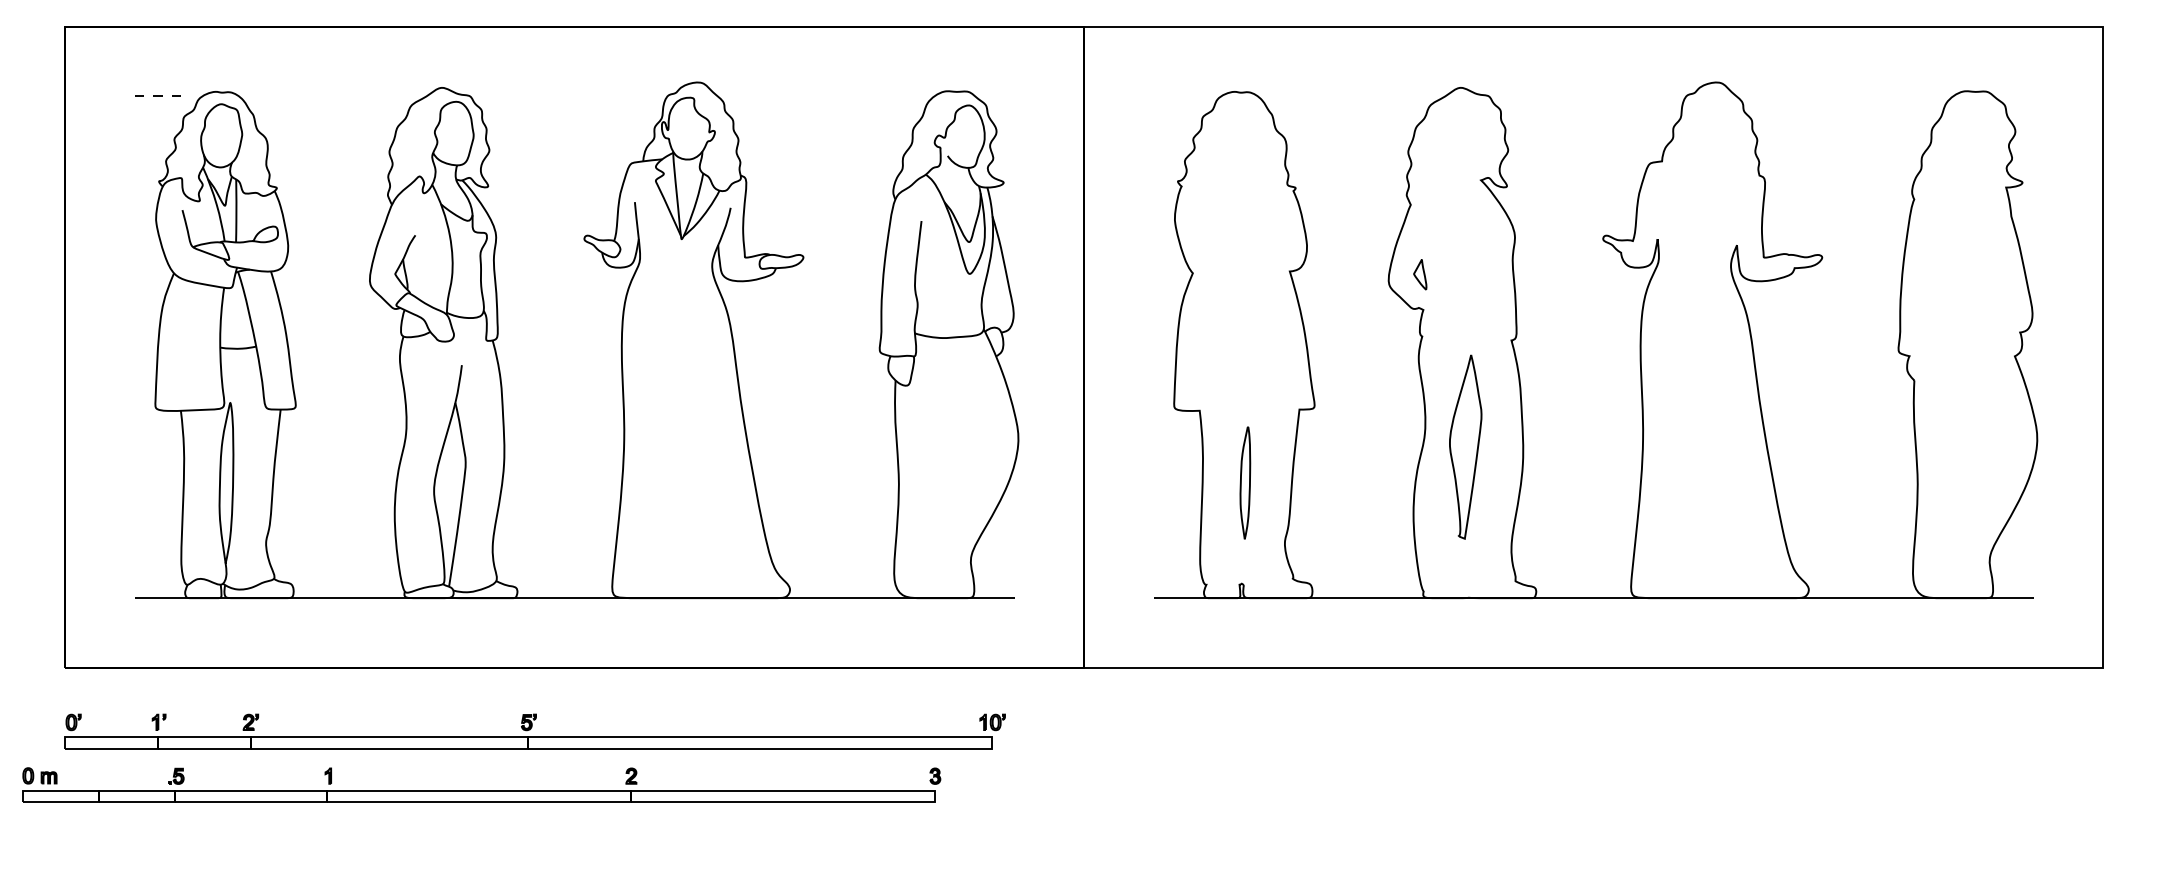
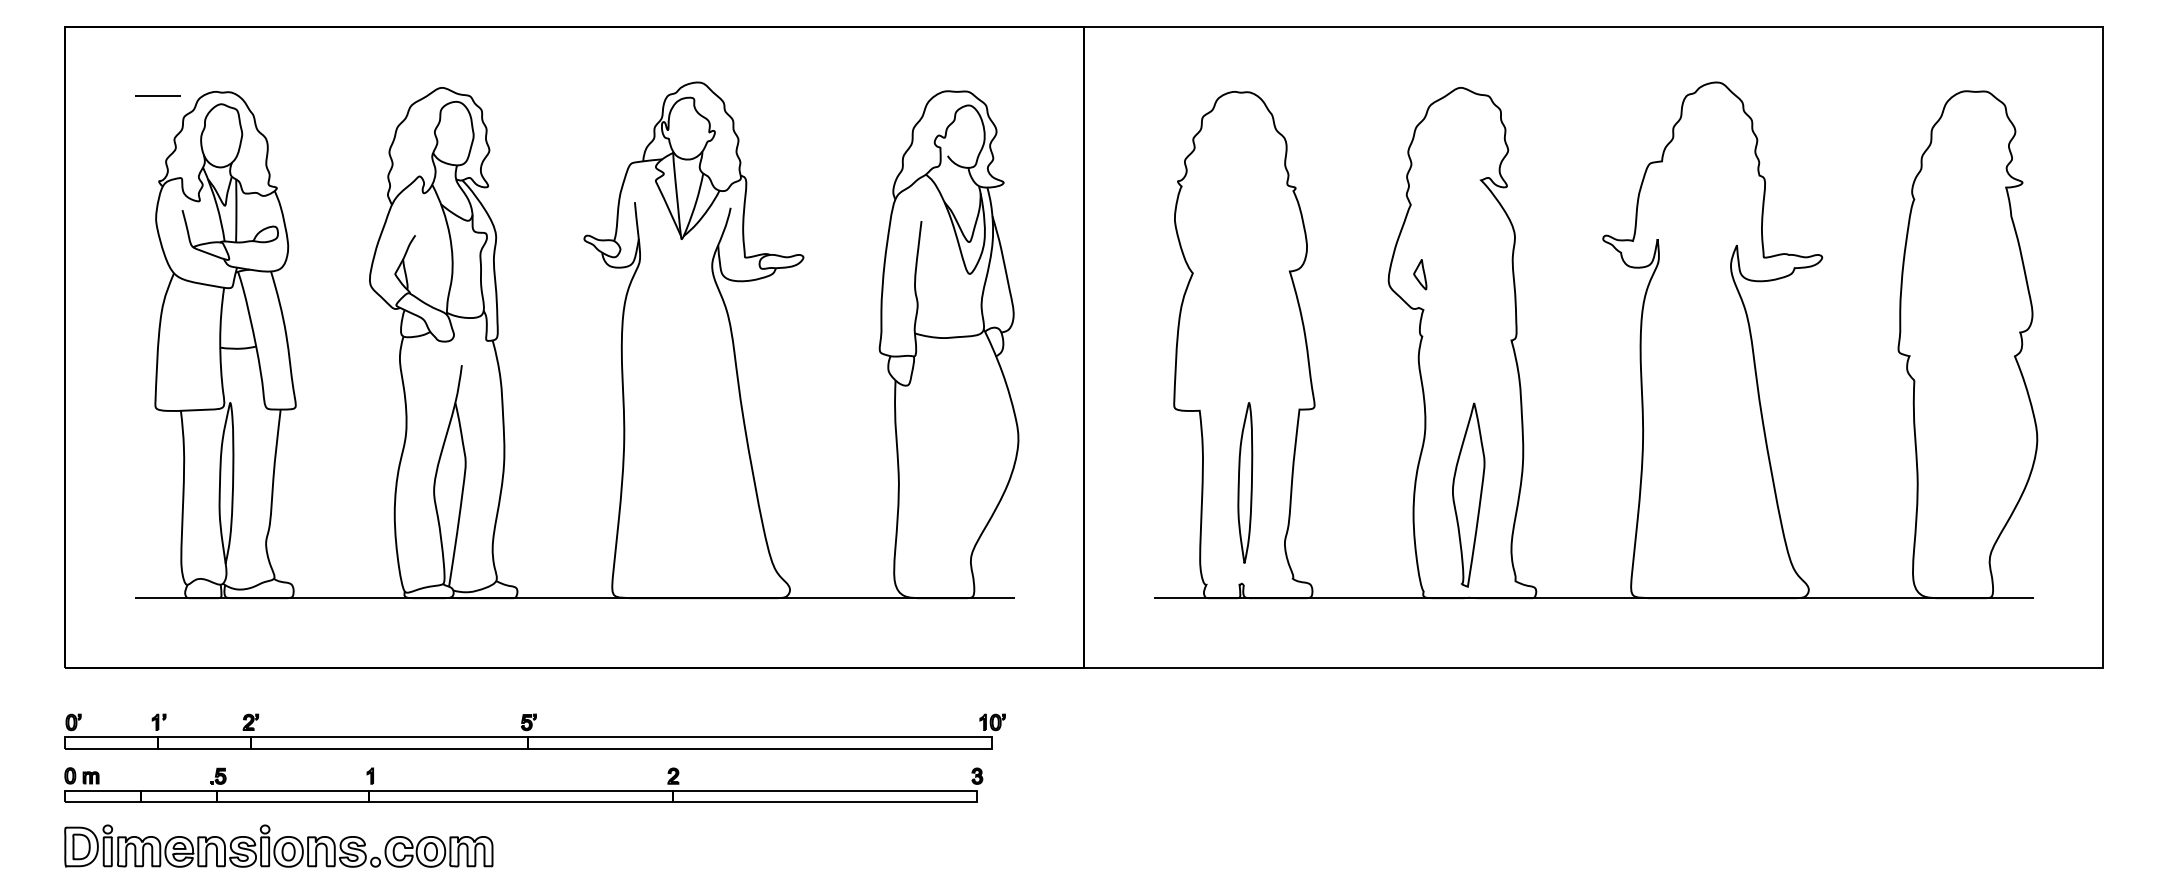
line: dashed -> solid (158, 96)
part position: (1465, 446) -> (1468, 494) (1468, 494)
part size: 13x114 px -> 17x162 px (1245, 482)
part position: (481, 784) -> (523, 784) (523, 784)
part: none -> present (278, 845)
